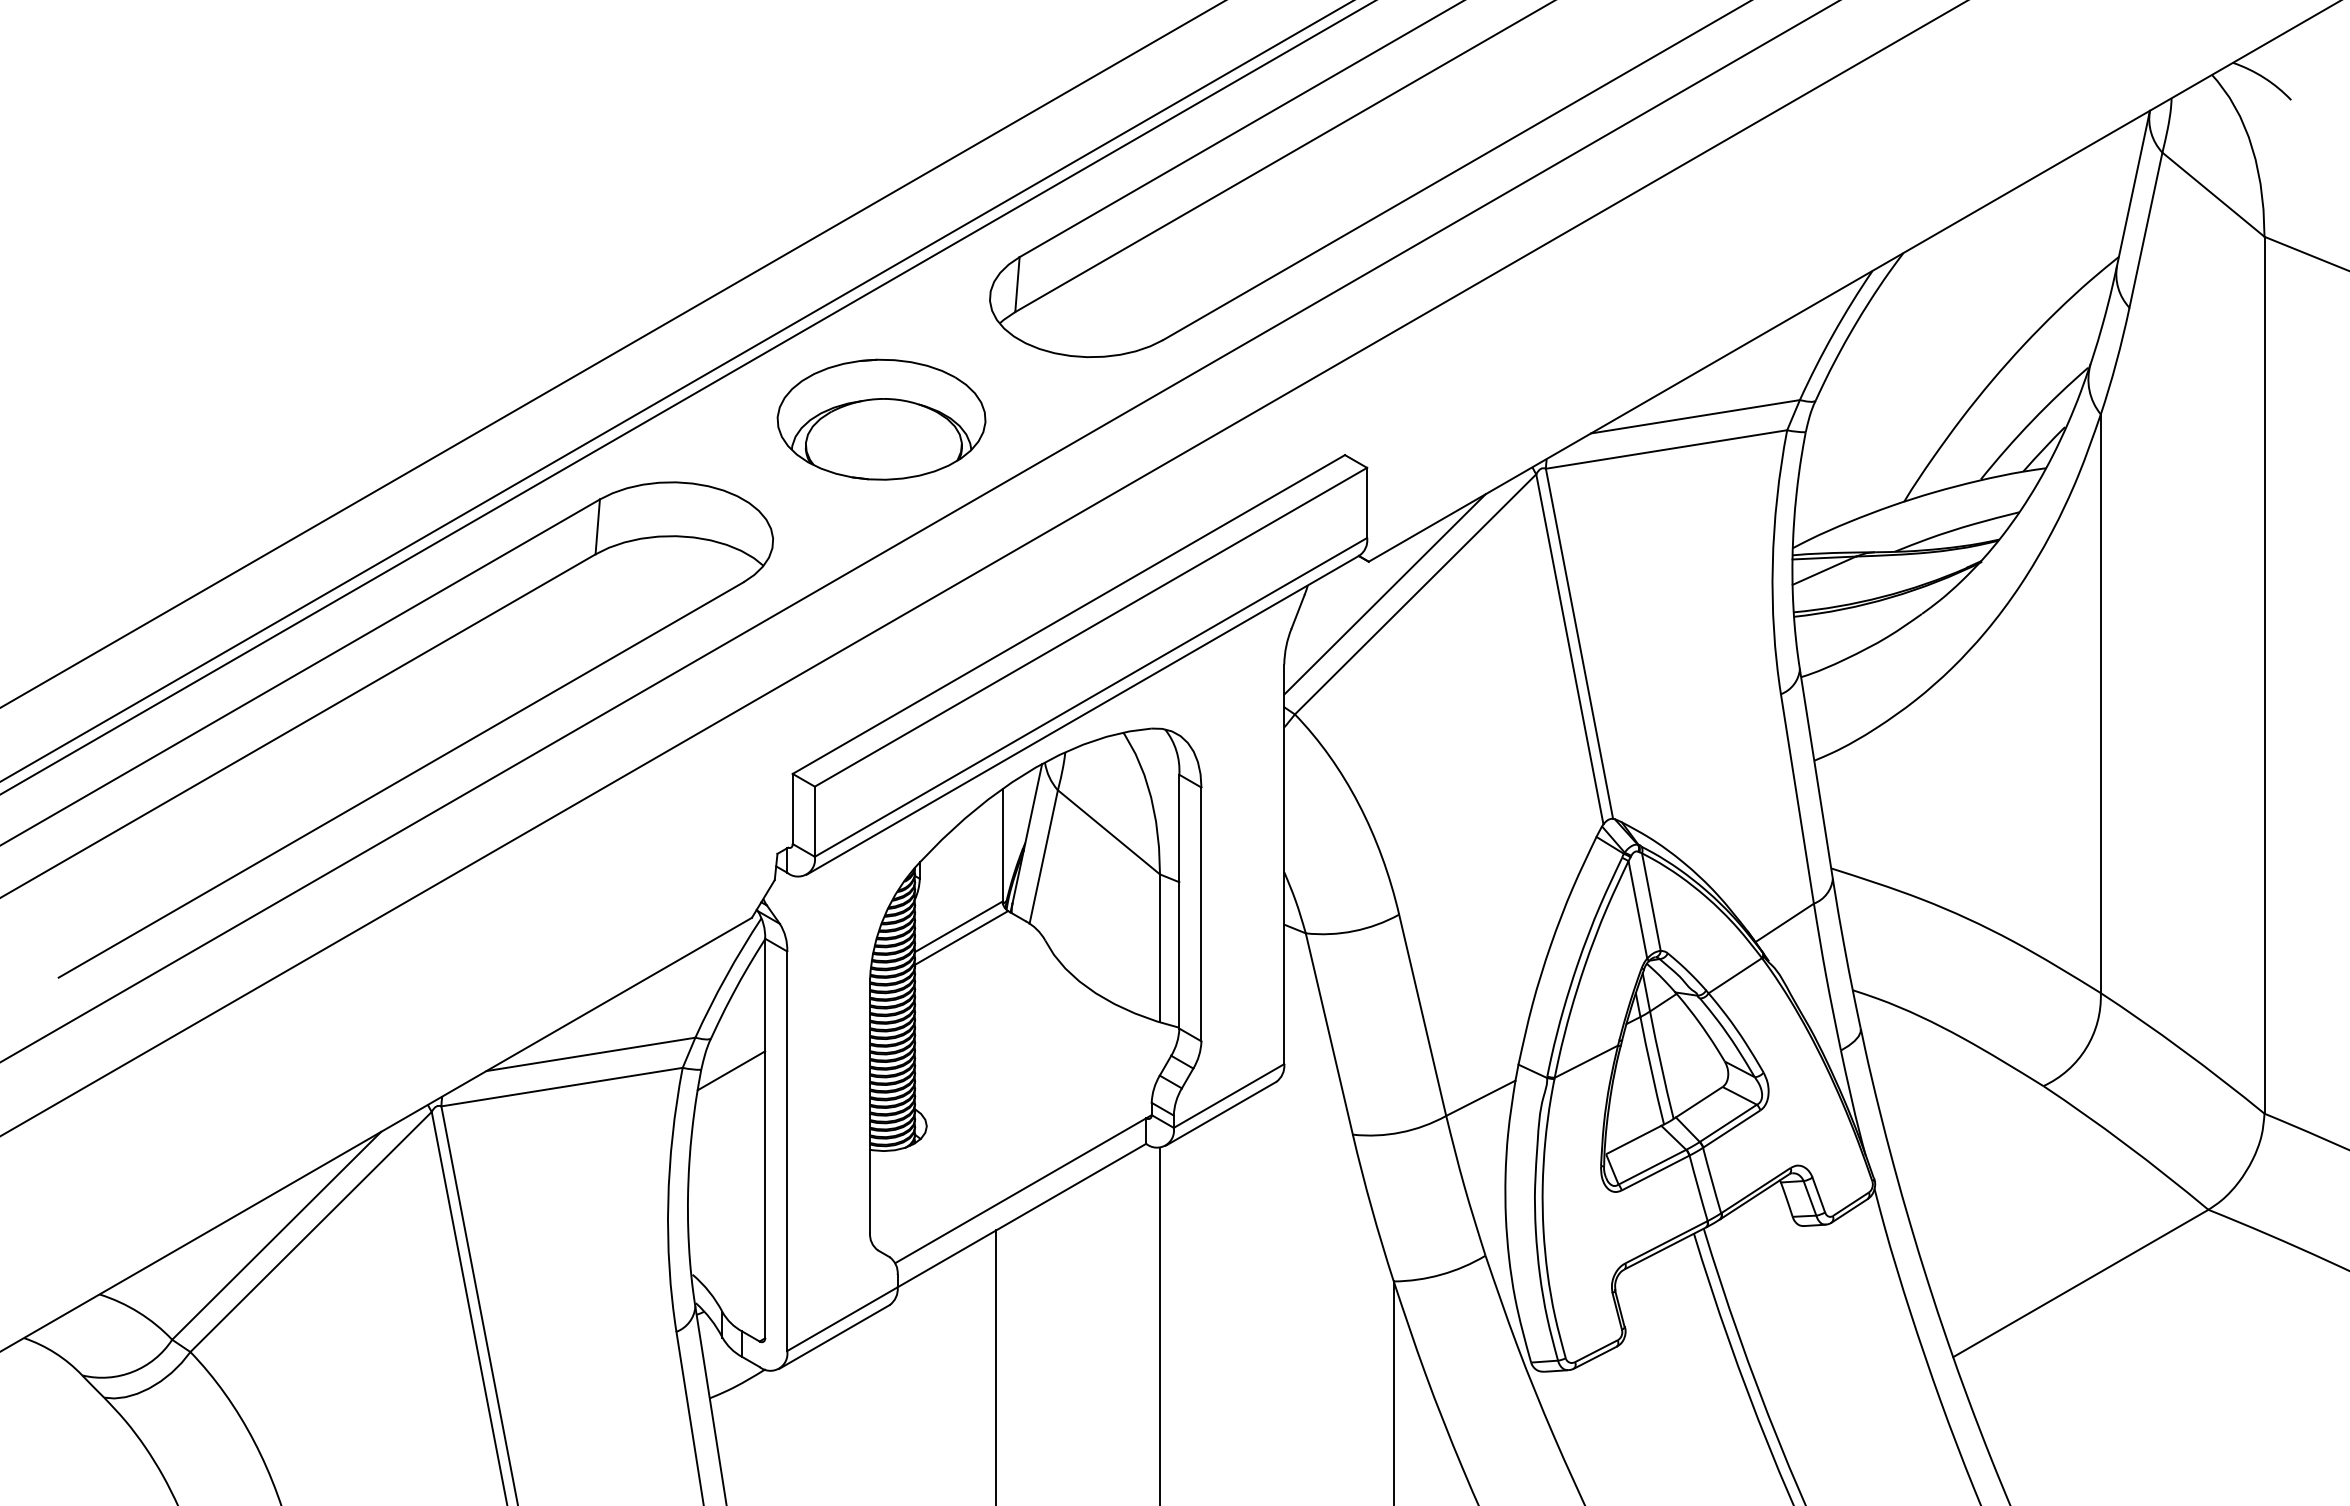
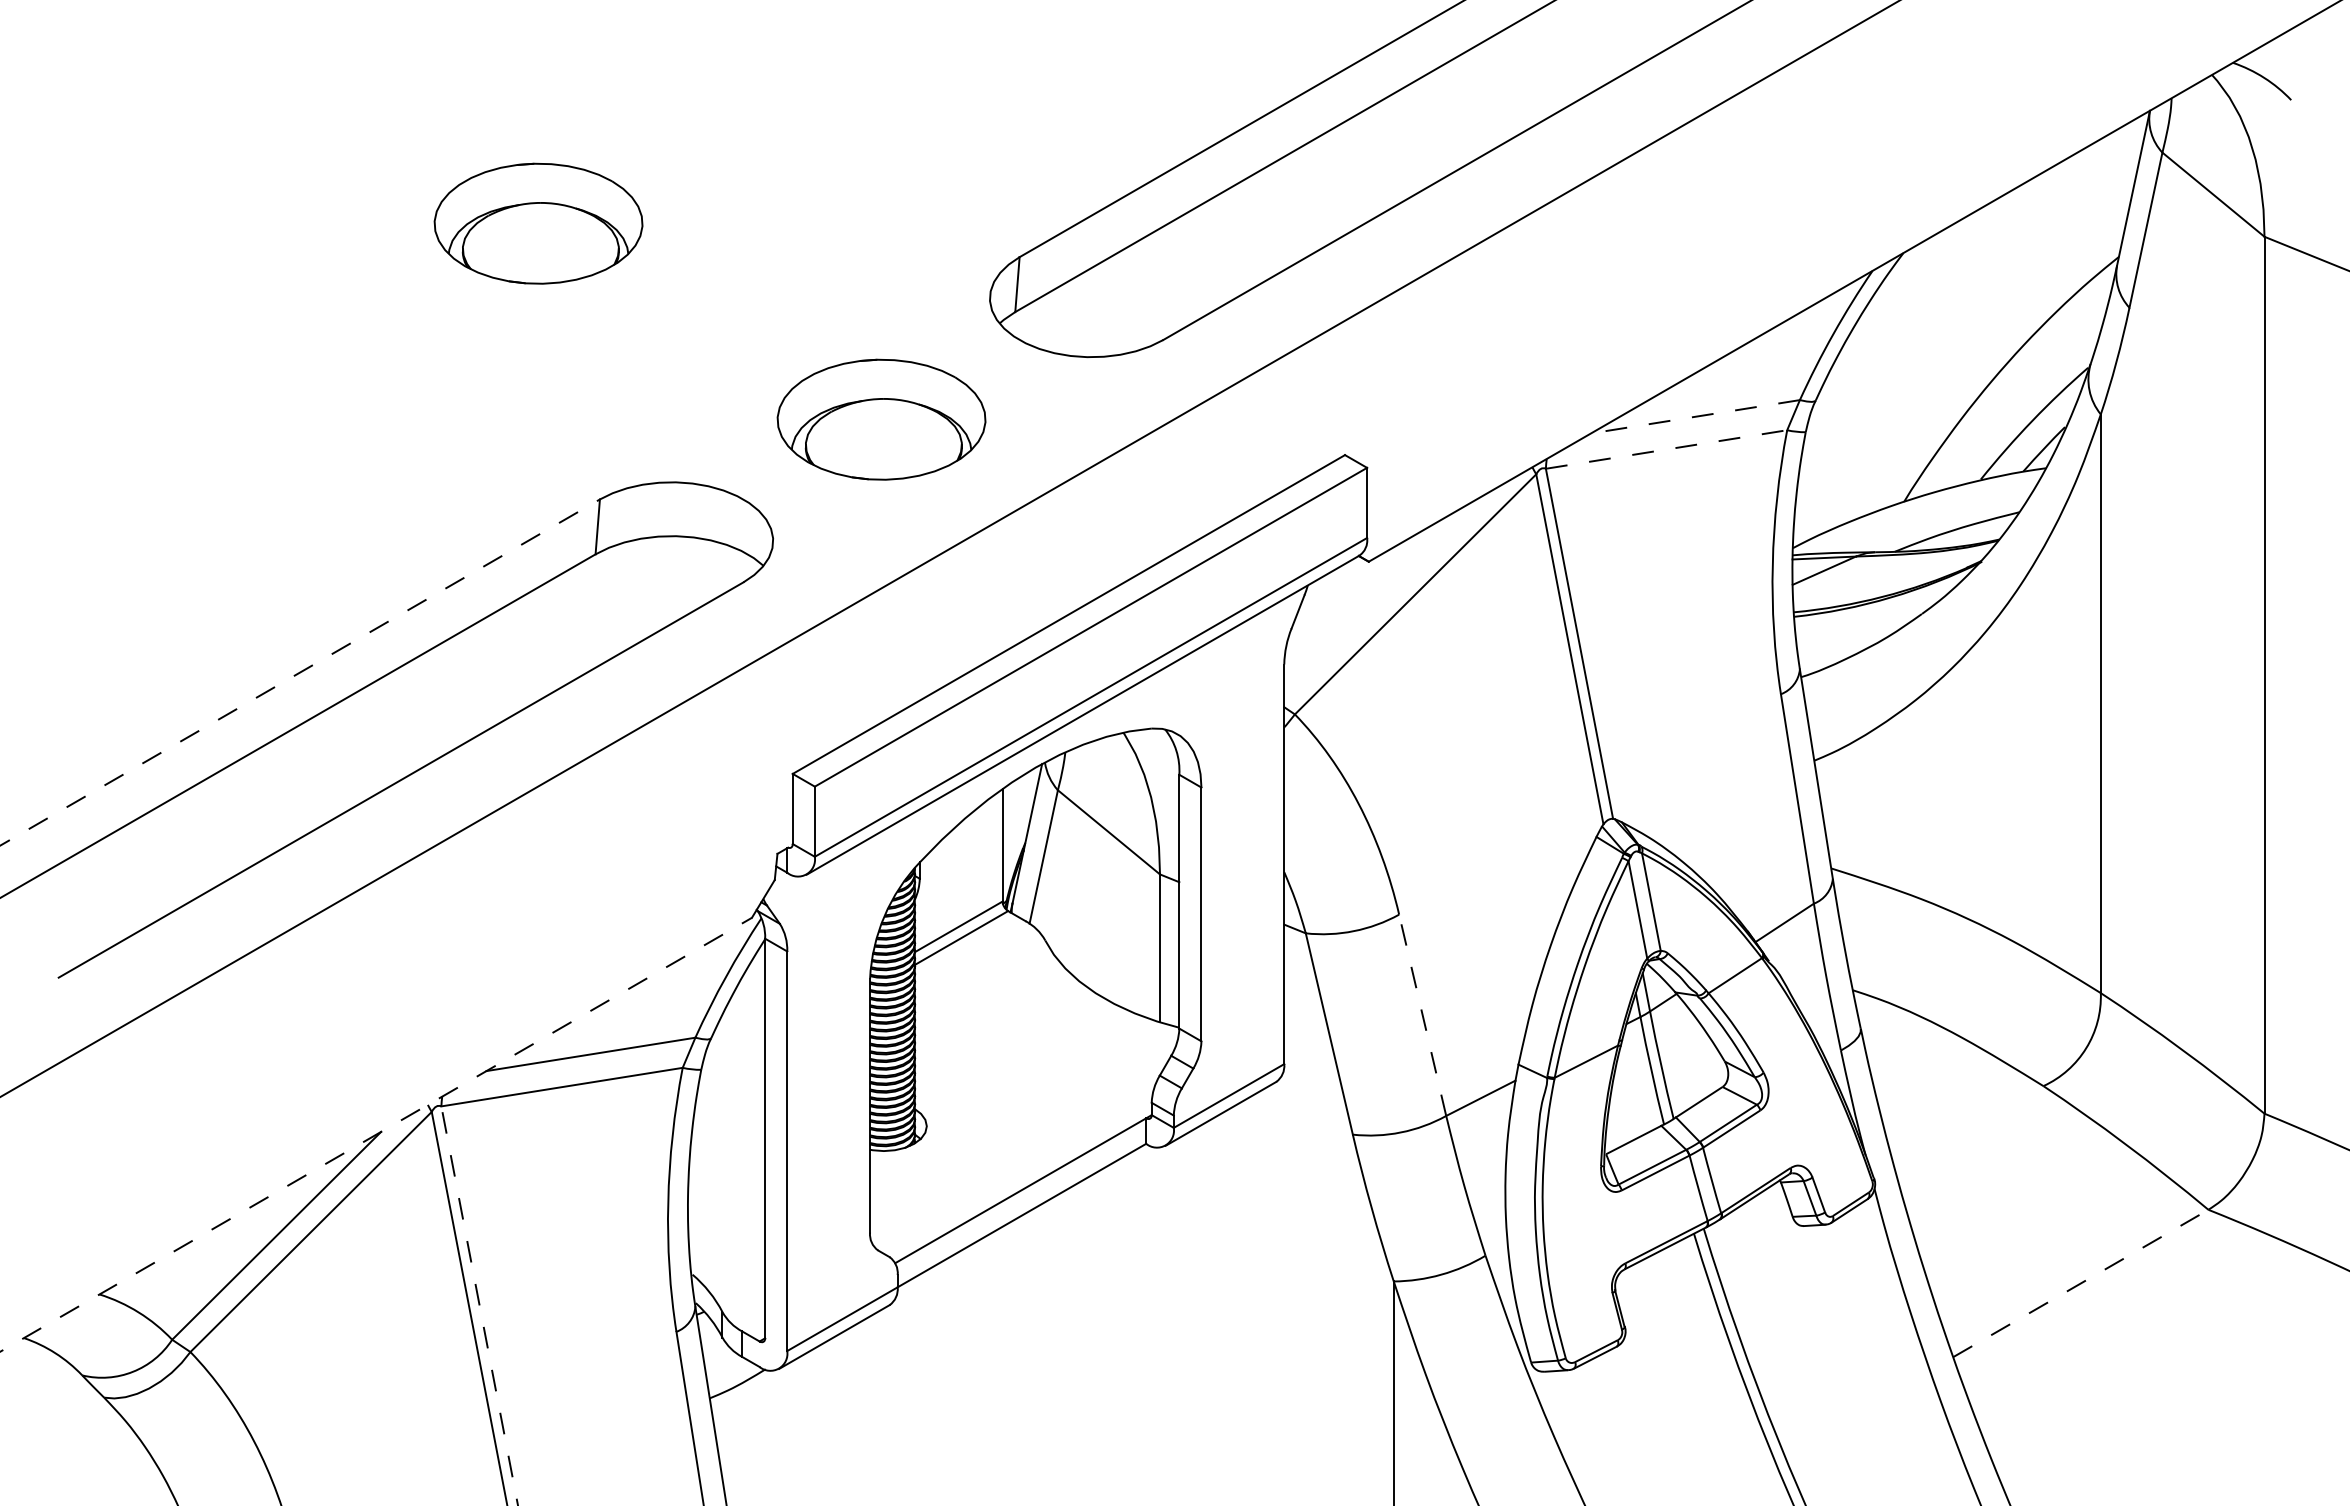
part: none -> present (538, 223)
line: present -> none (612, 354)
line: present -> none (676, 391)
line: present -> none (687, 397)
line: solid -> dashed (1695, 416)
line: solid -> dashed (1667, 449)
line position: (919, 531) -> (949, 548) (949, 548)
line: present -> none (983, 568)
line: present -> none (1384, 594)
line: solid -> dashed (300, 672)
line: solid -> dashed (1422, 1014)
line: present -> none (731, 1070)
line: solid -> dashed (376, 1134)
line: solid -> dashed (2081, 1283)
line: solid -> dashed (479, 1305)
line: present -> none (1160, 1324)
line: present -> none (996, 1366)
